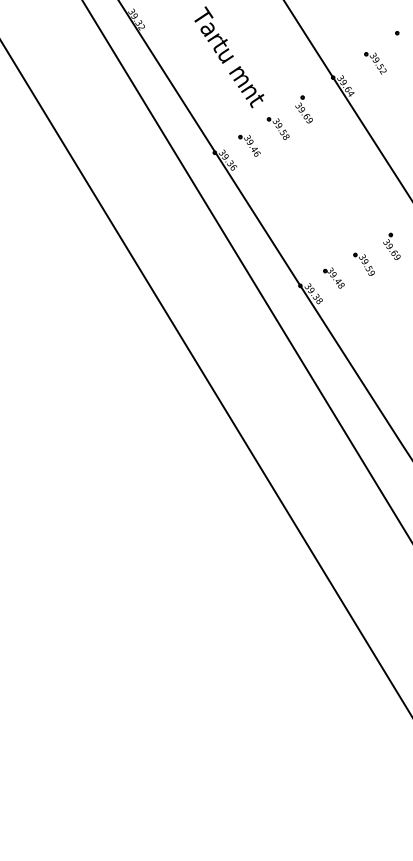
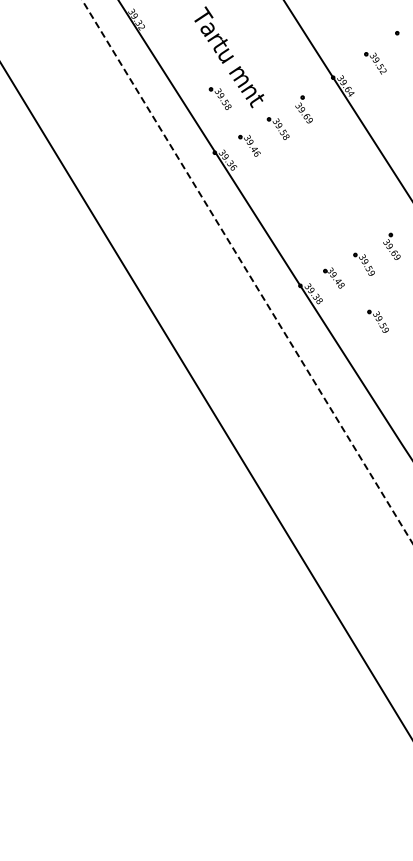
part: none -> present (219, 98)
line: solid -> dashed (247, 271)
part: none -> present (377, 320)
line position: (205, 377) -> (205, 400) (205, 400)
